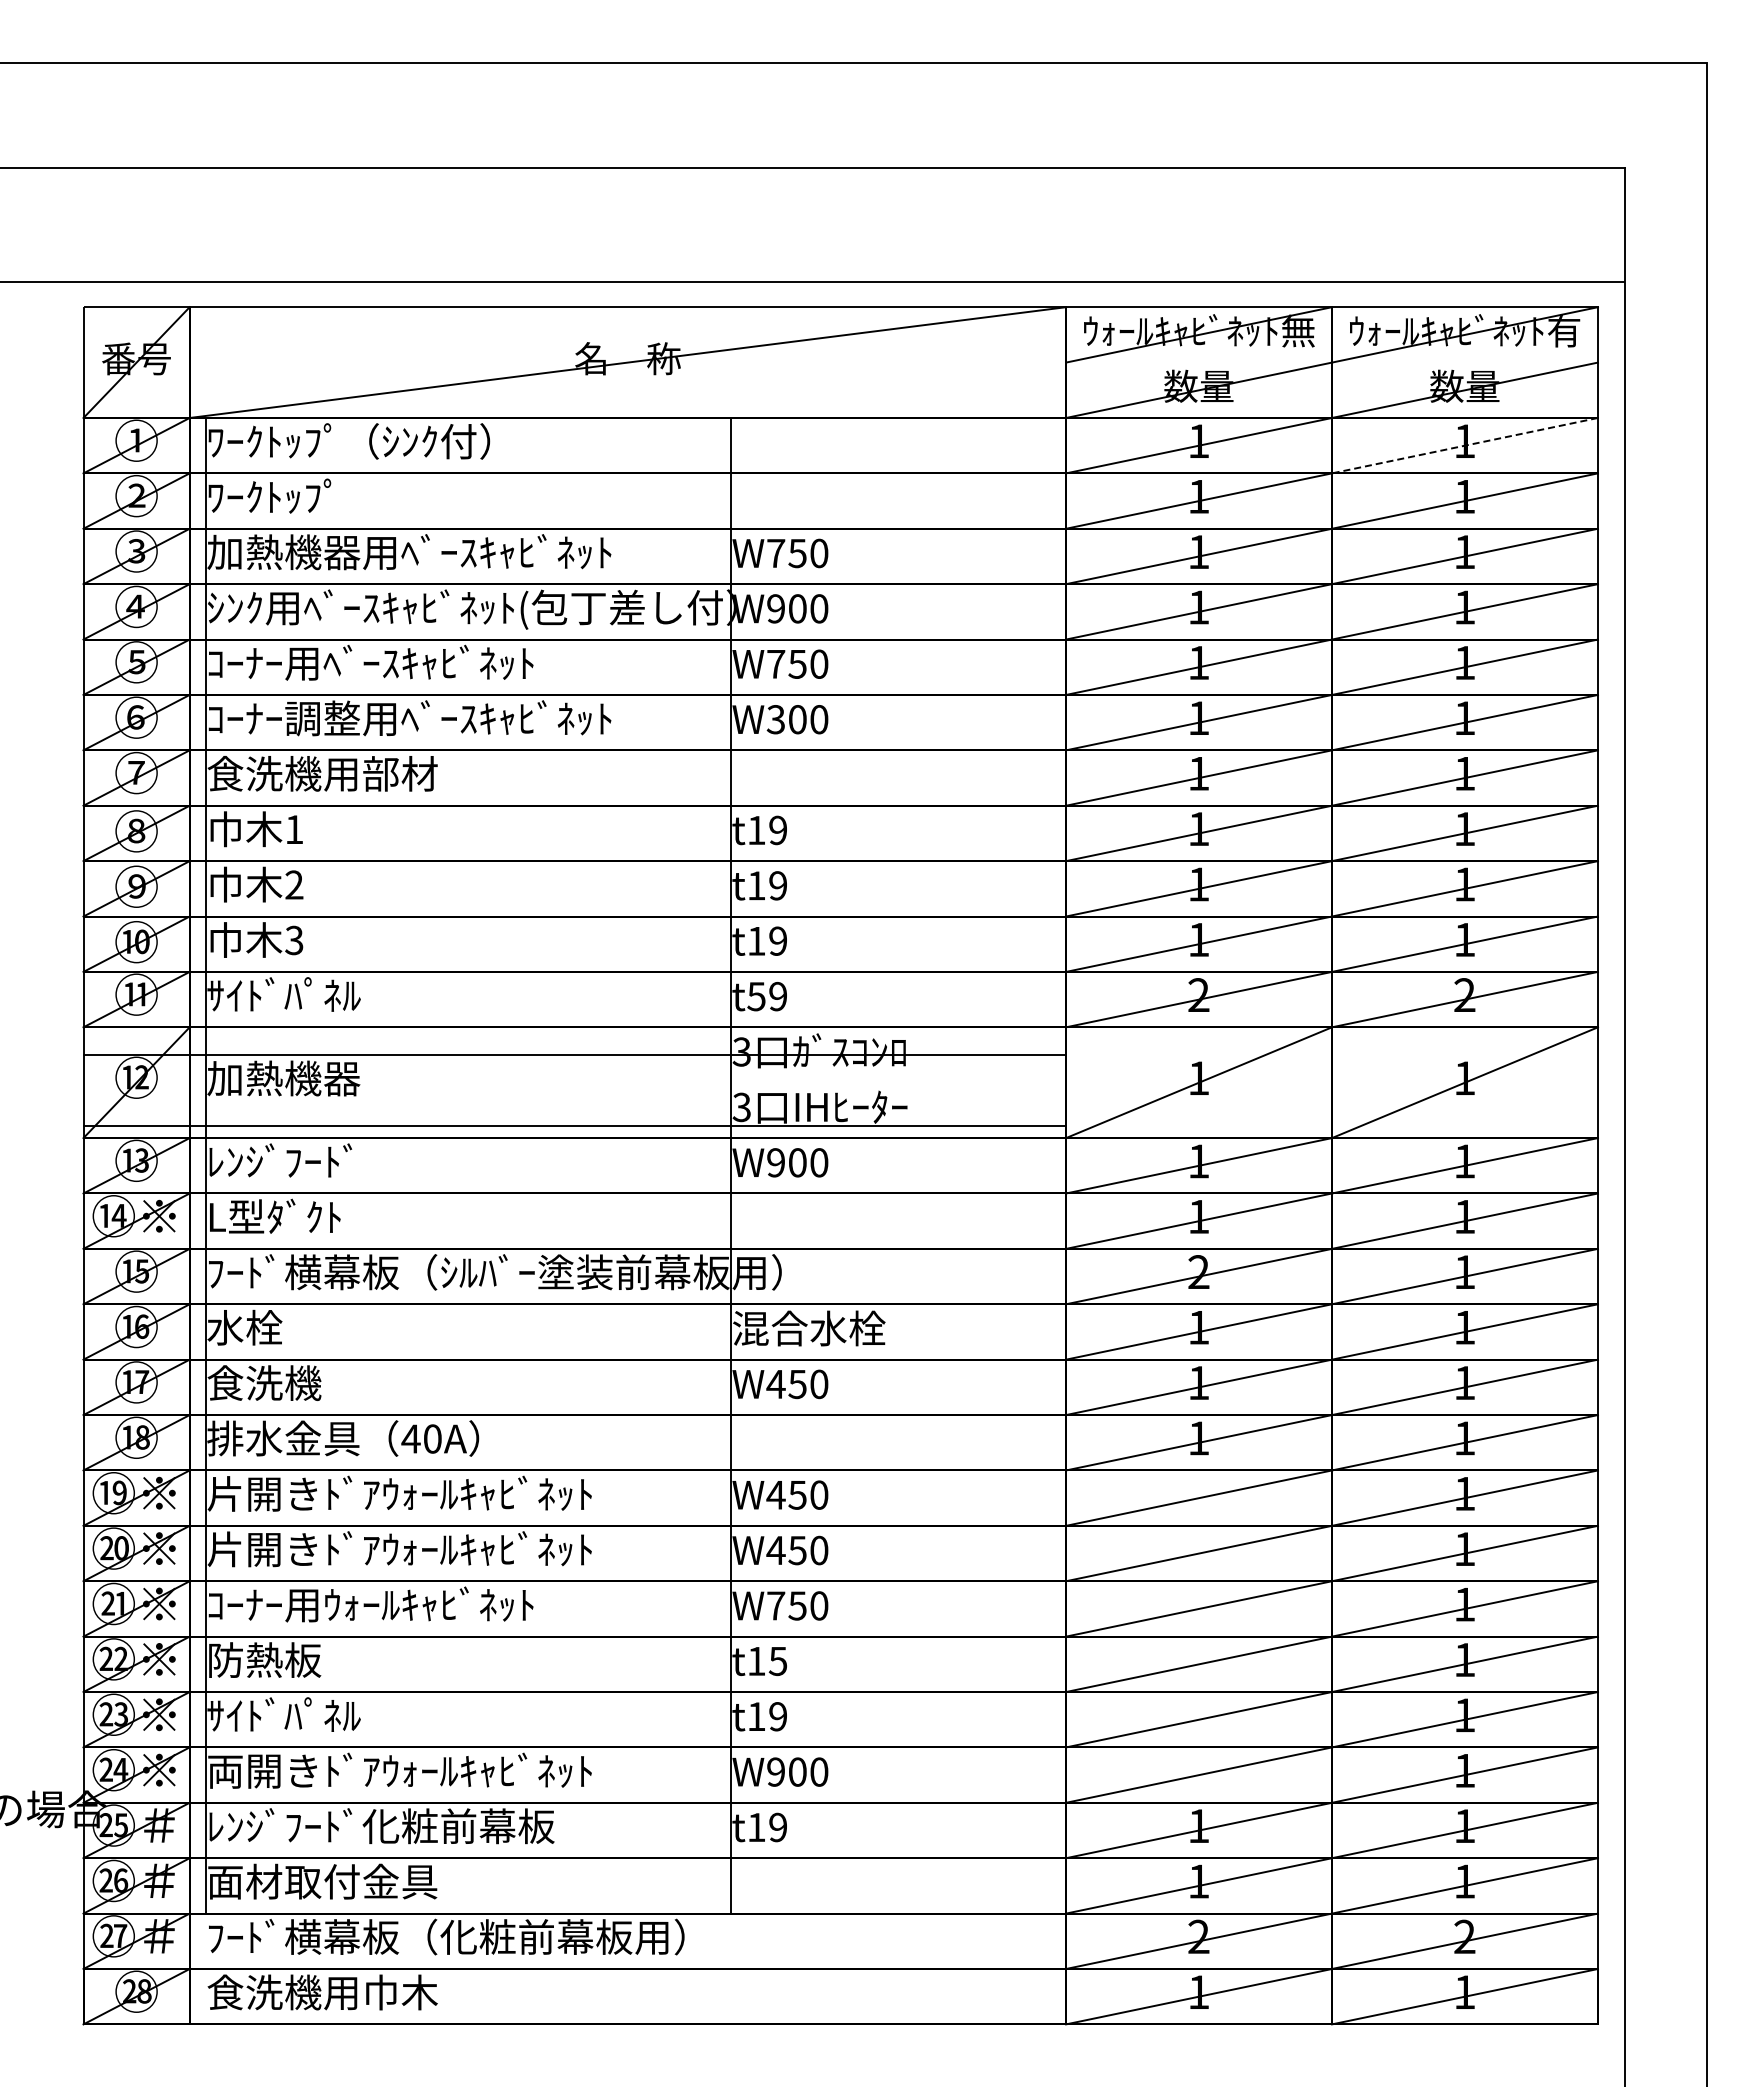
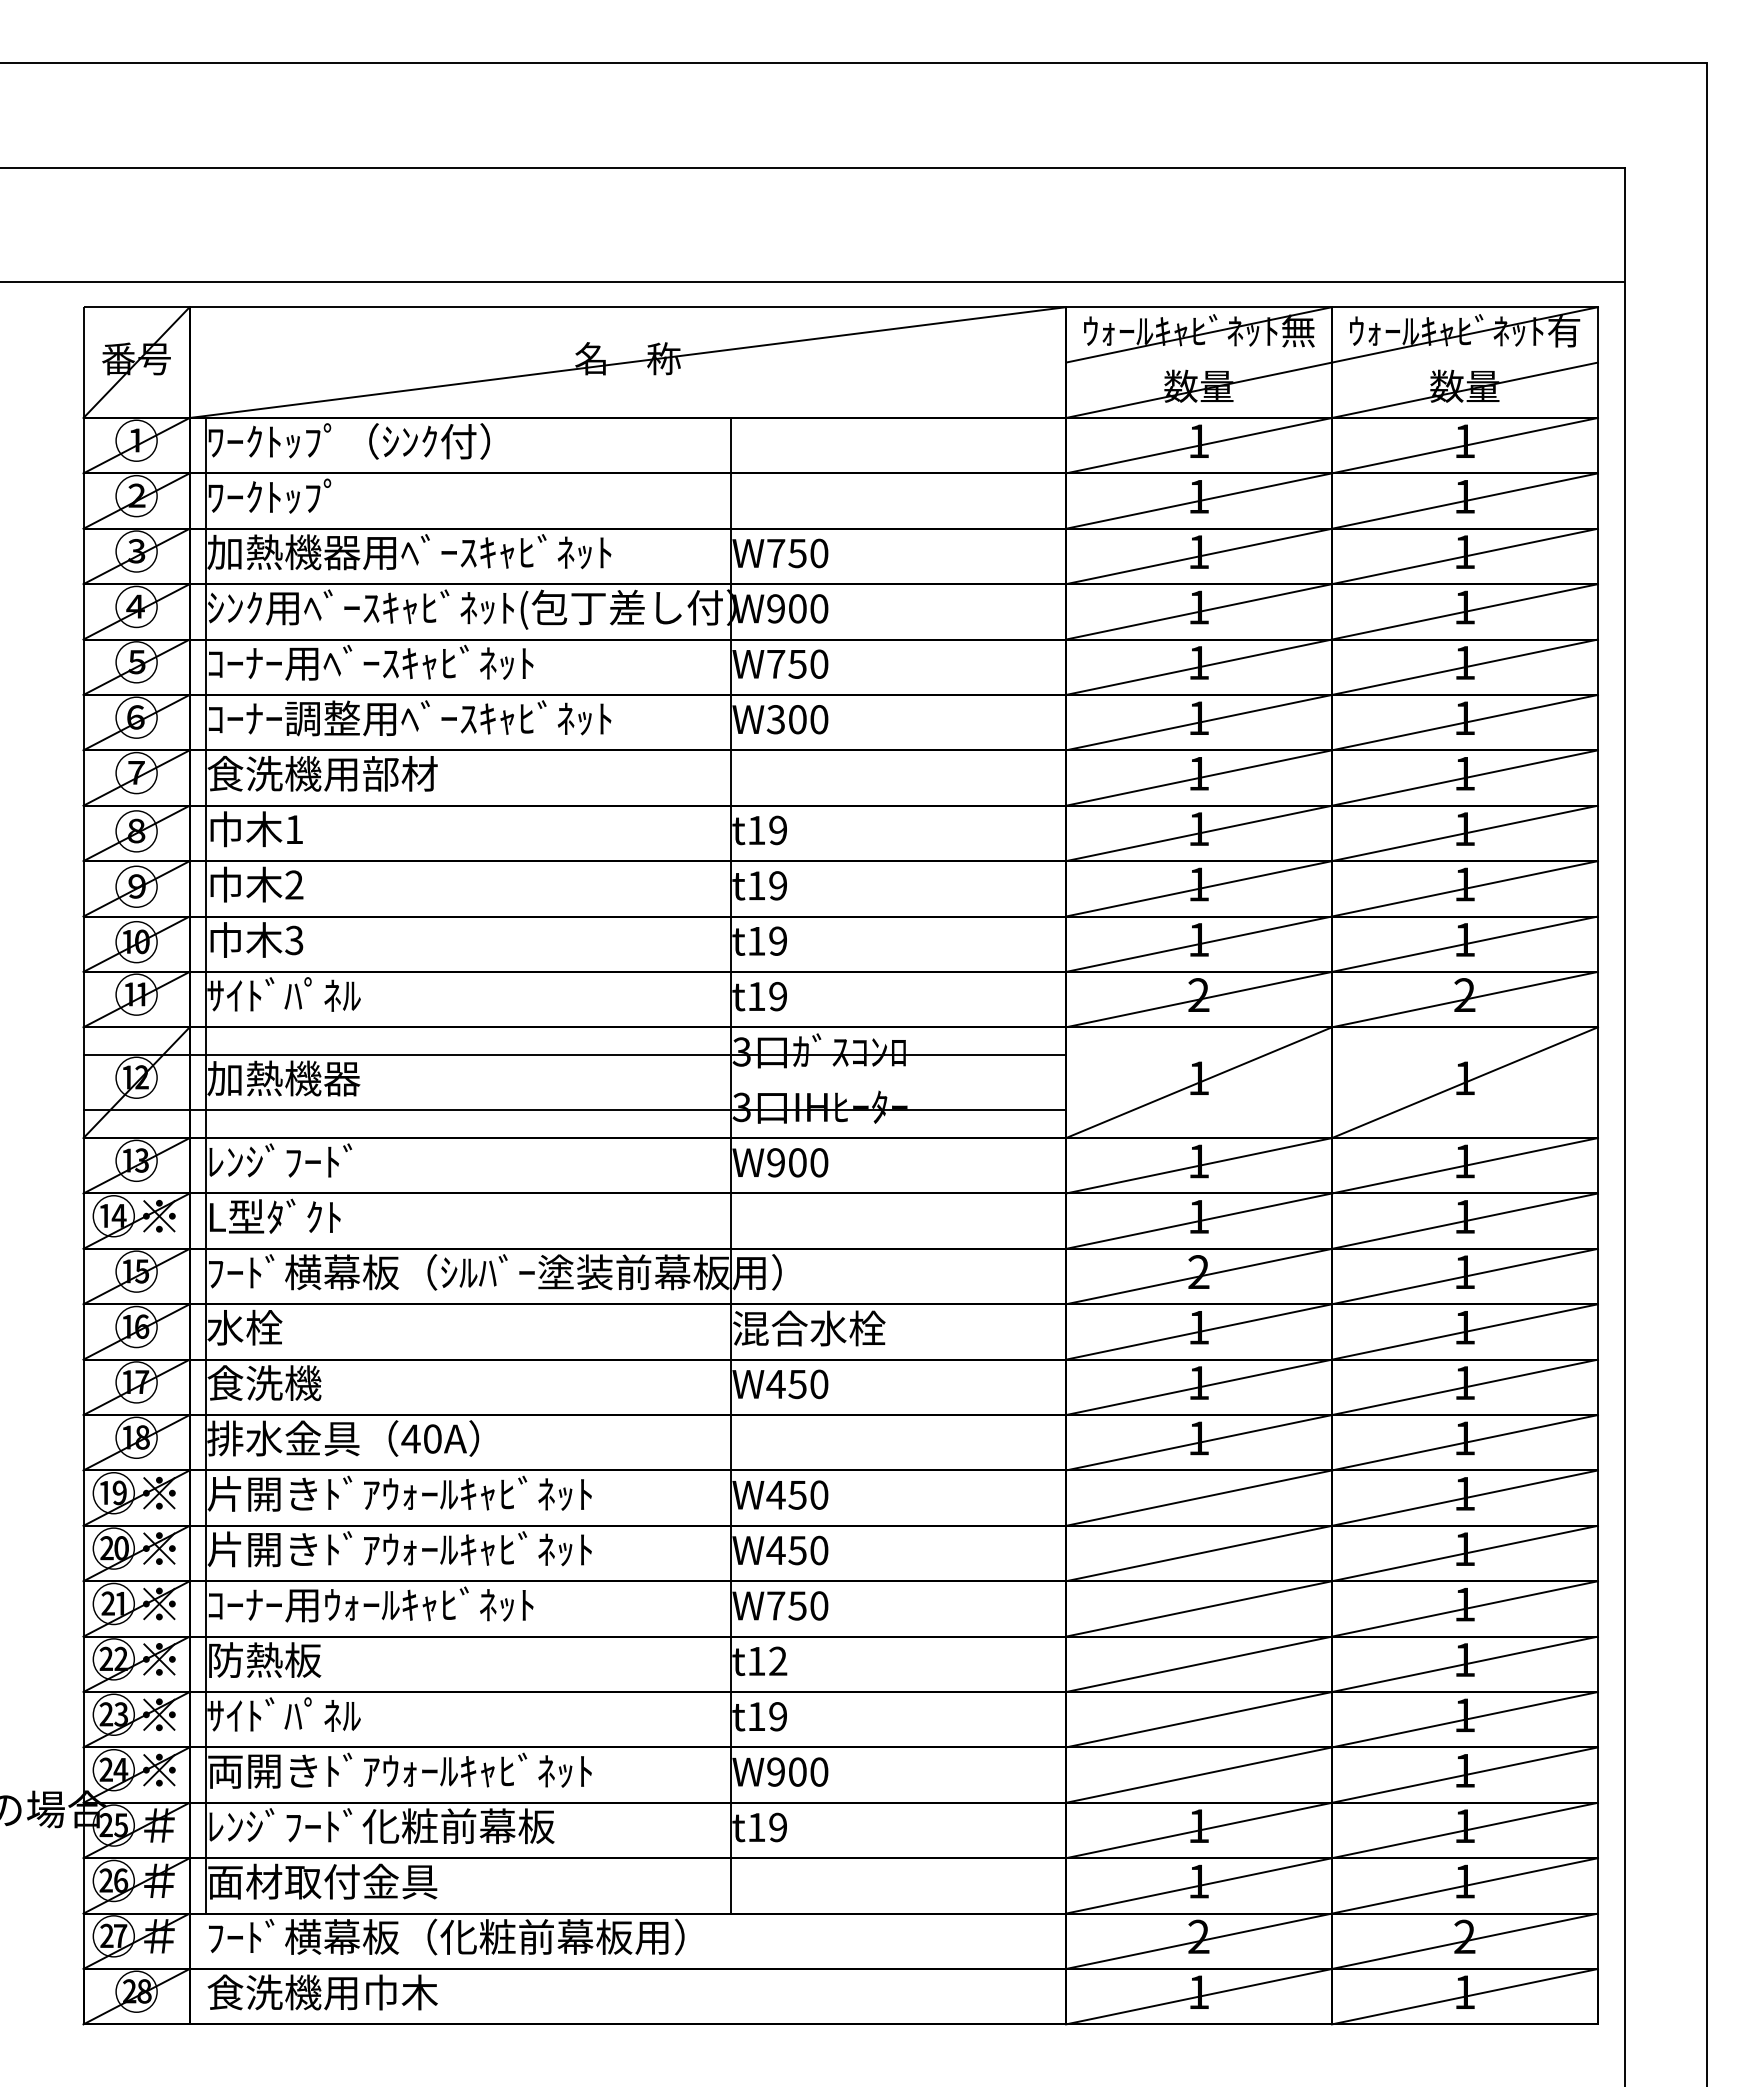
line: dashed -> solid (1465, 445)
text: t59 -> t19 (756, 996)
line position: (574, 1126) -> (574, 1110) (574, 1110)
text: t15 -> t12 (777, 1661)
